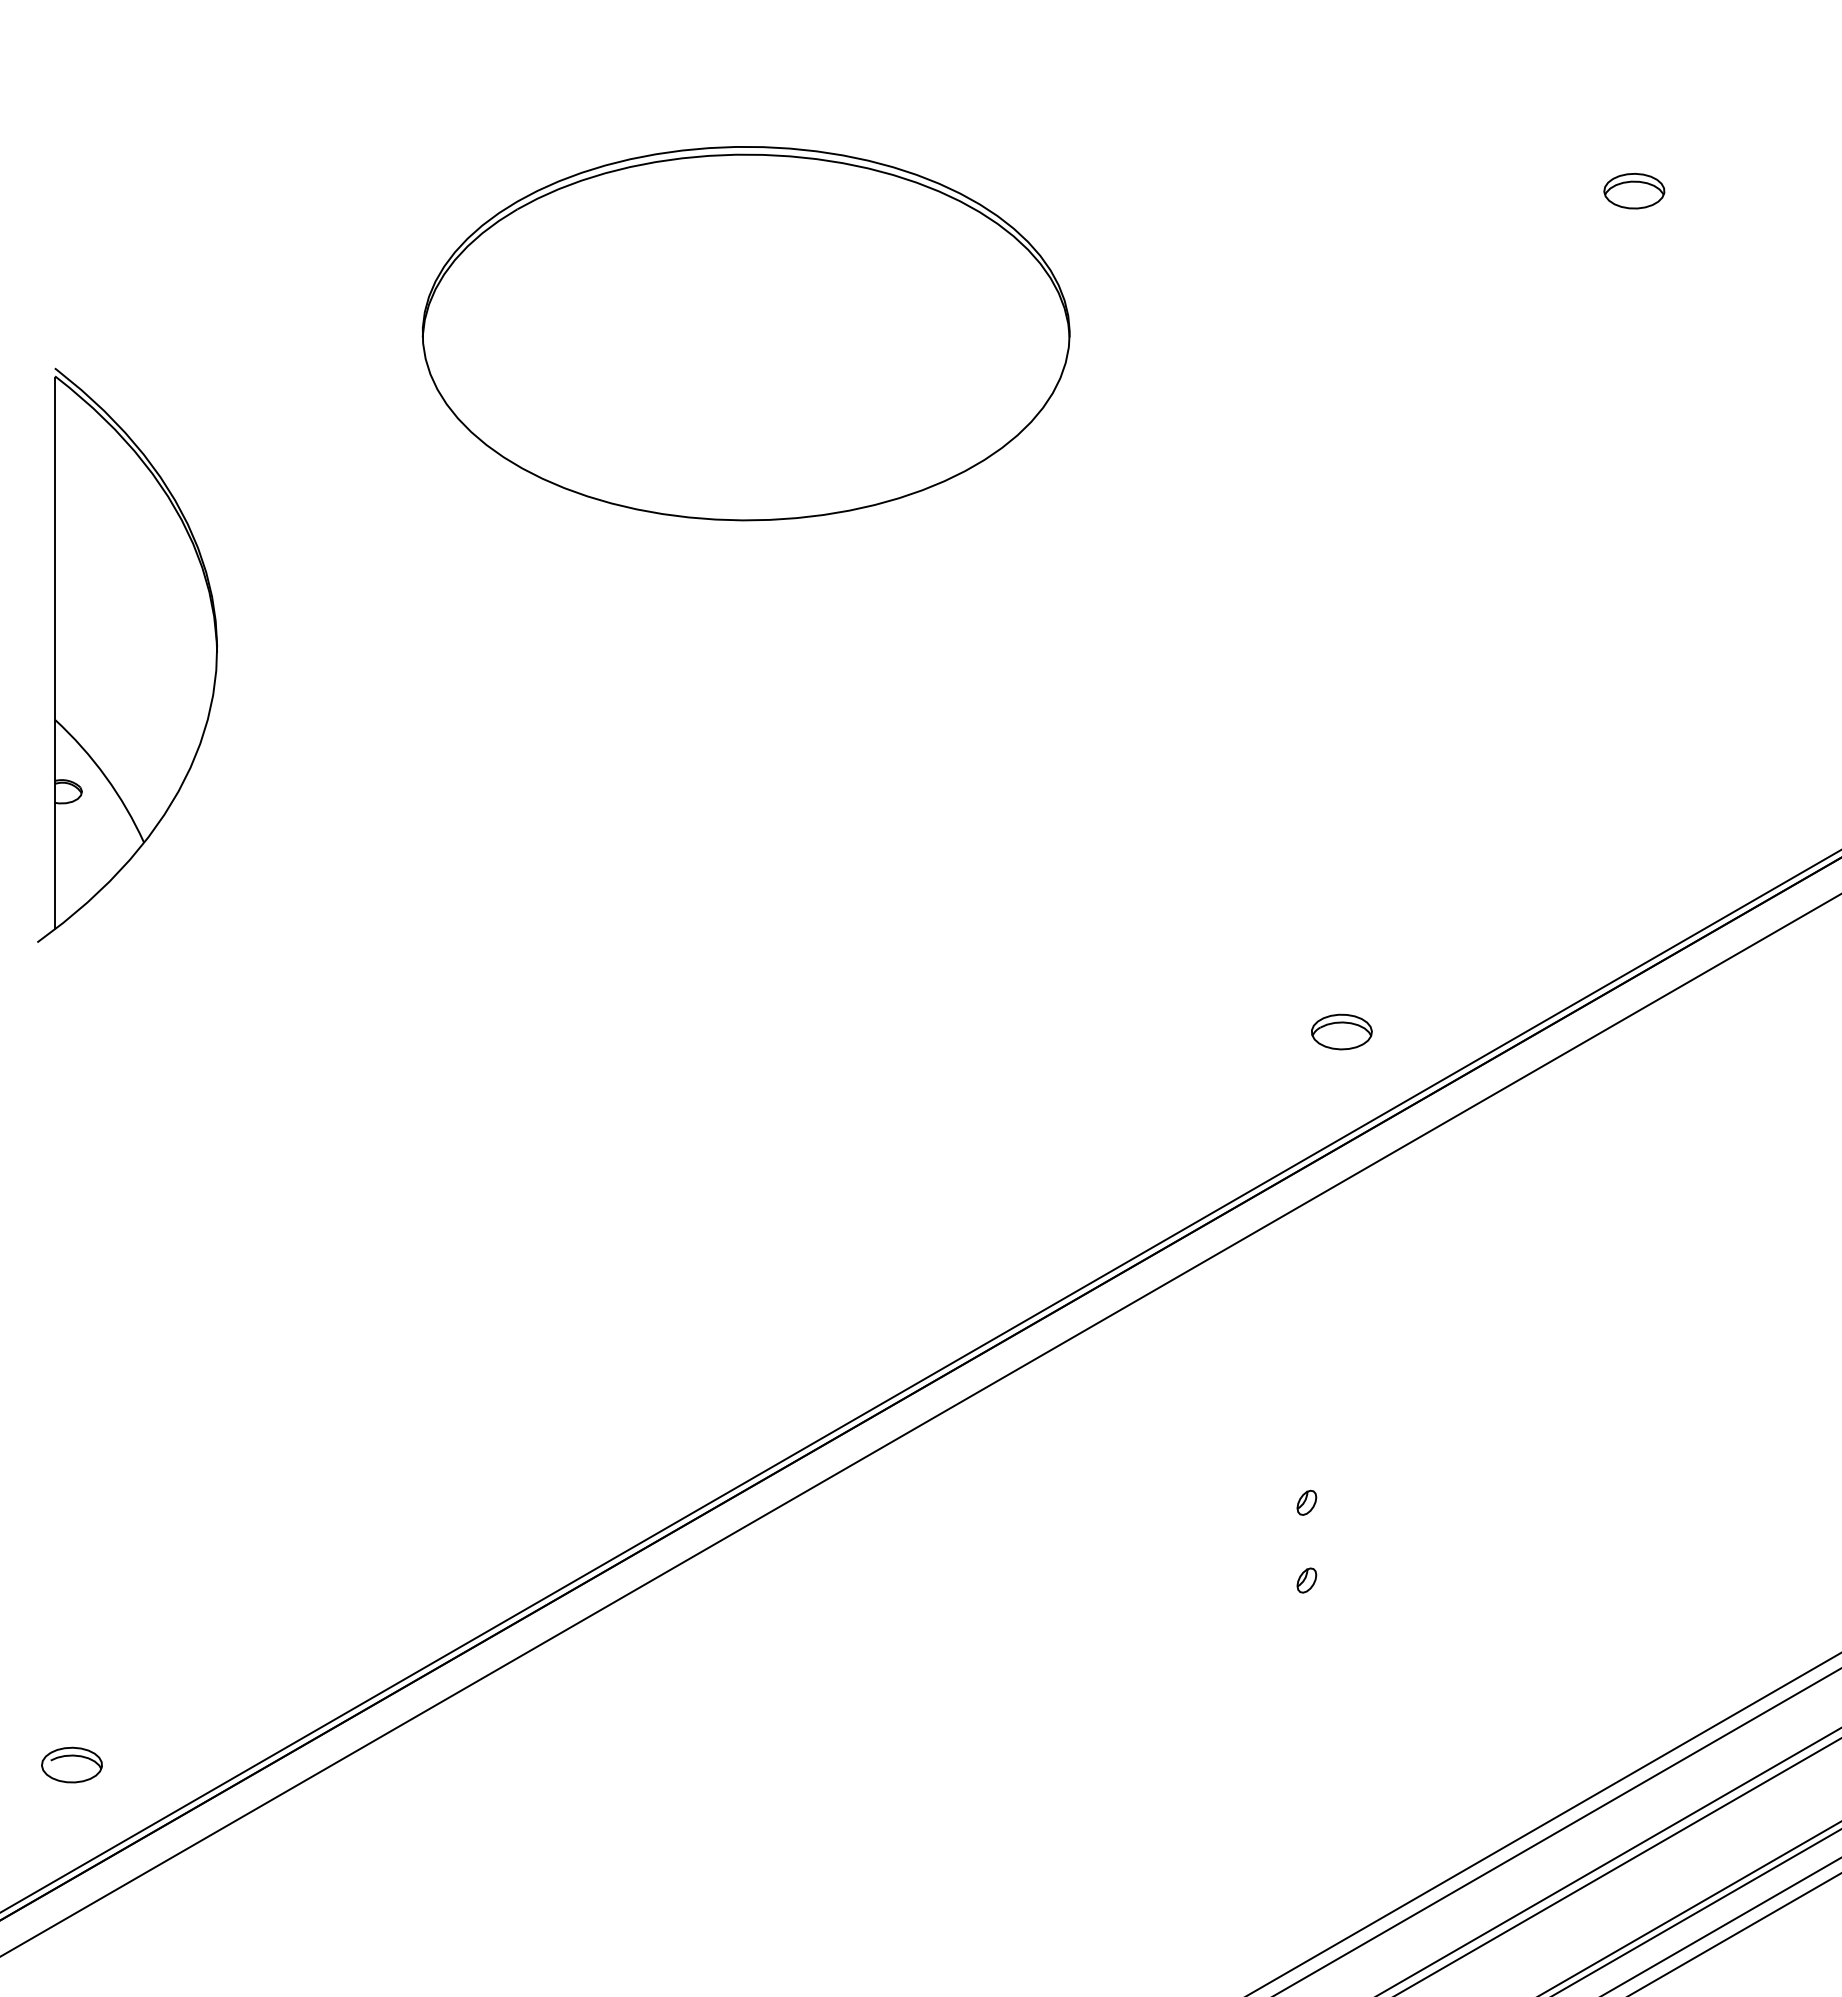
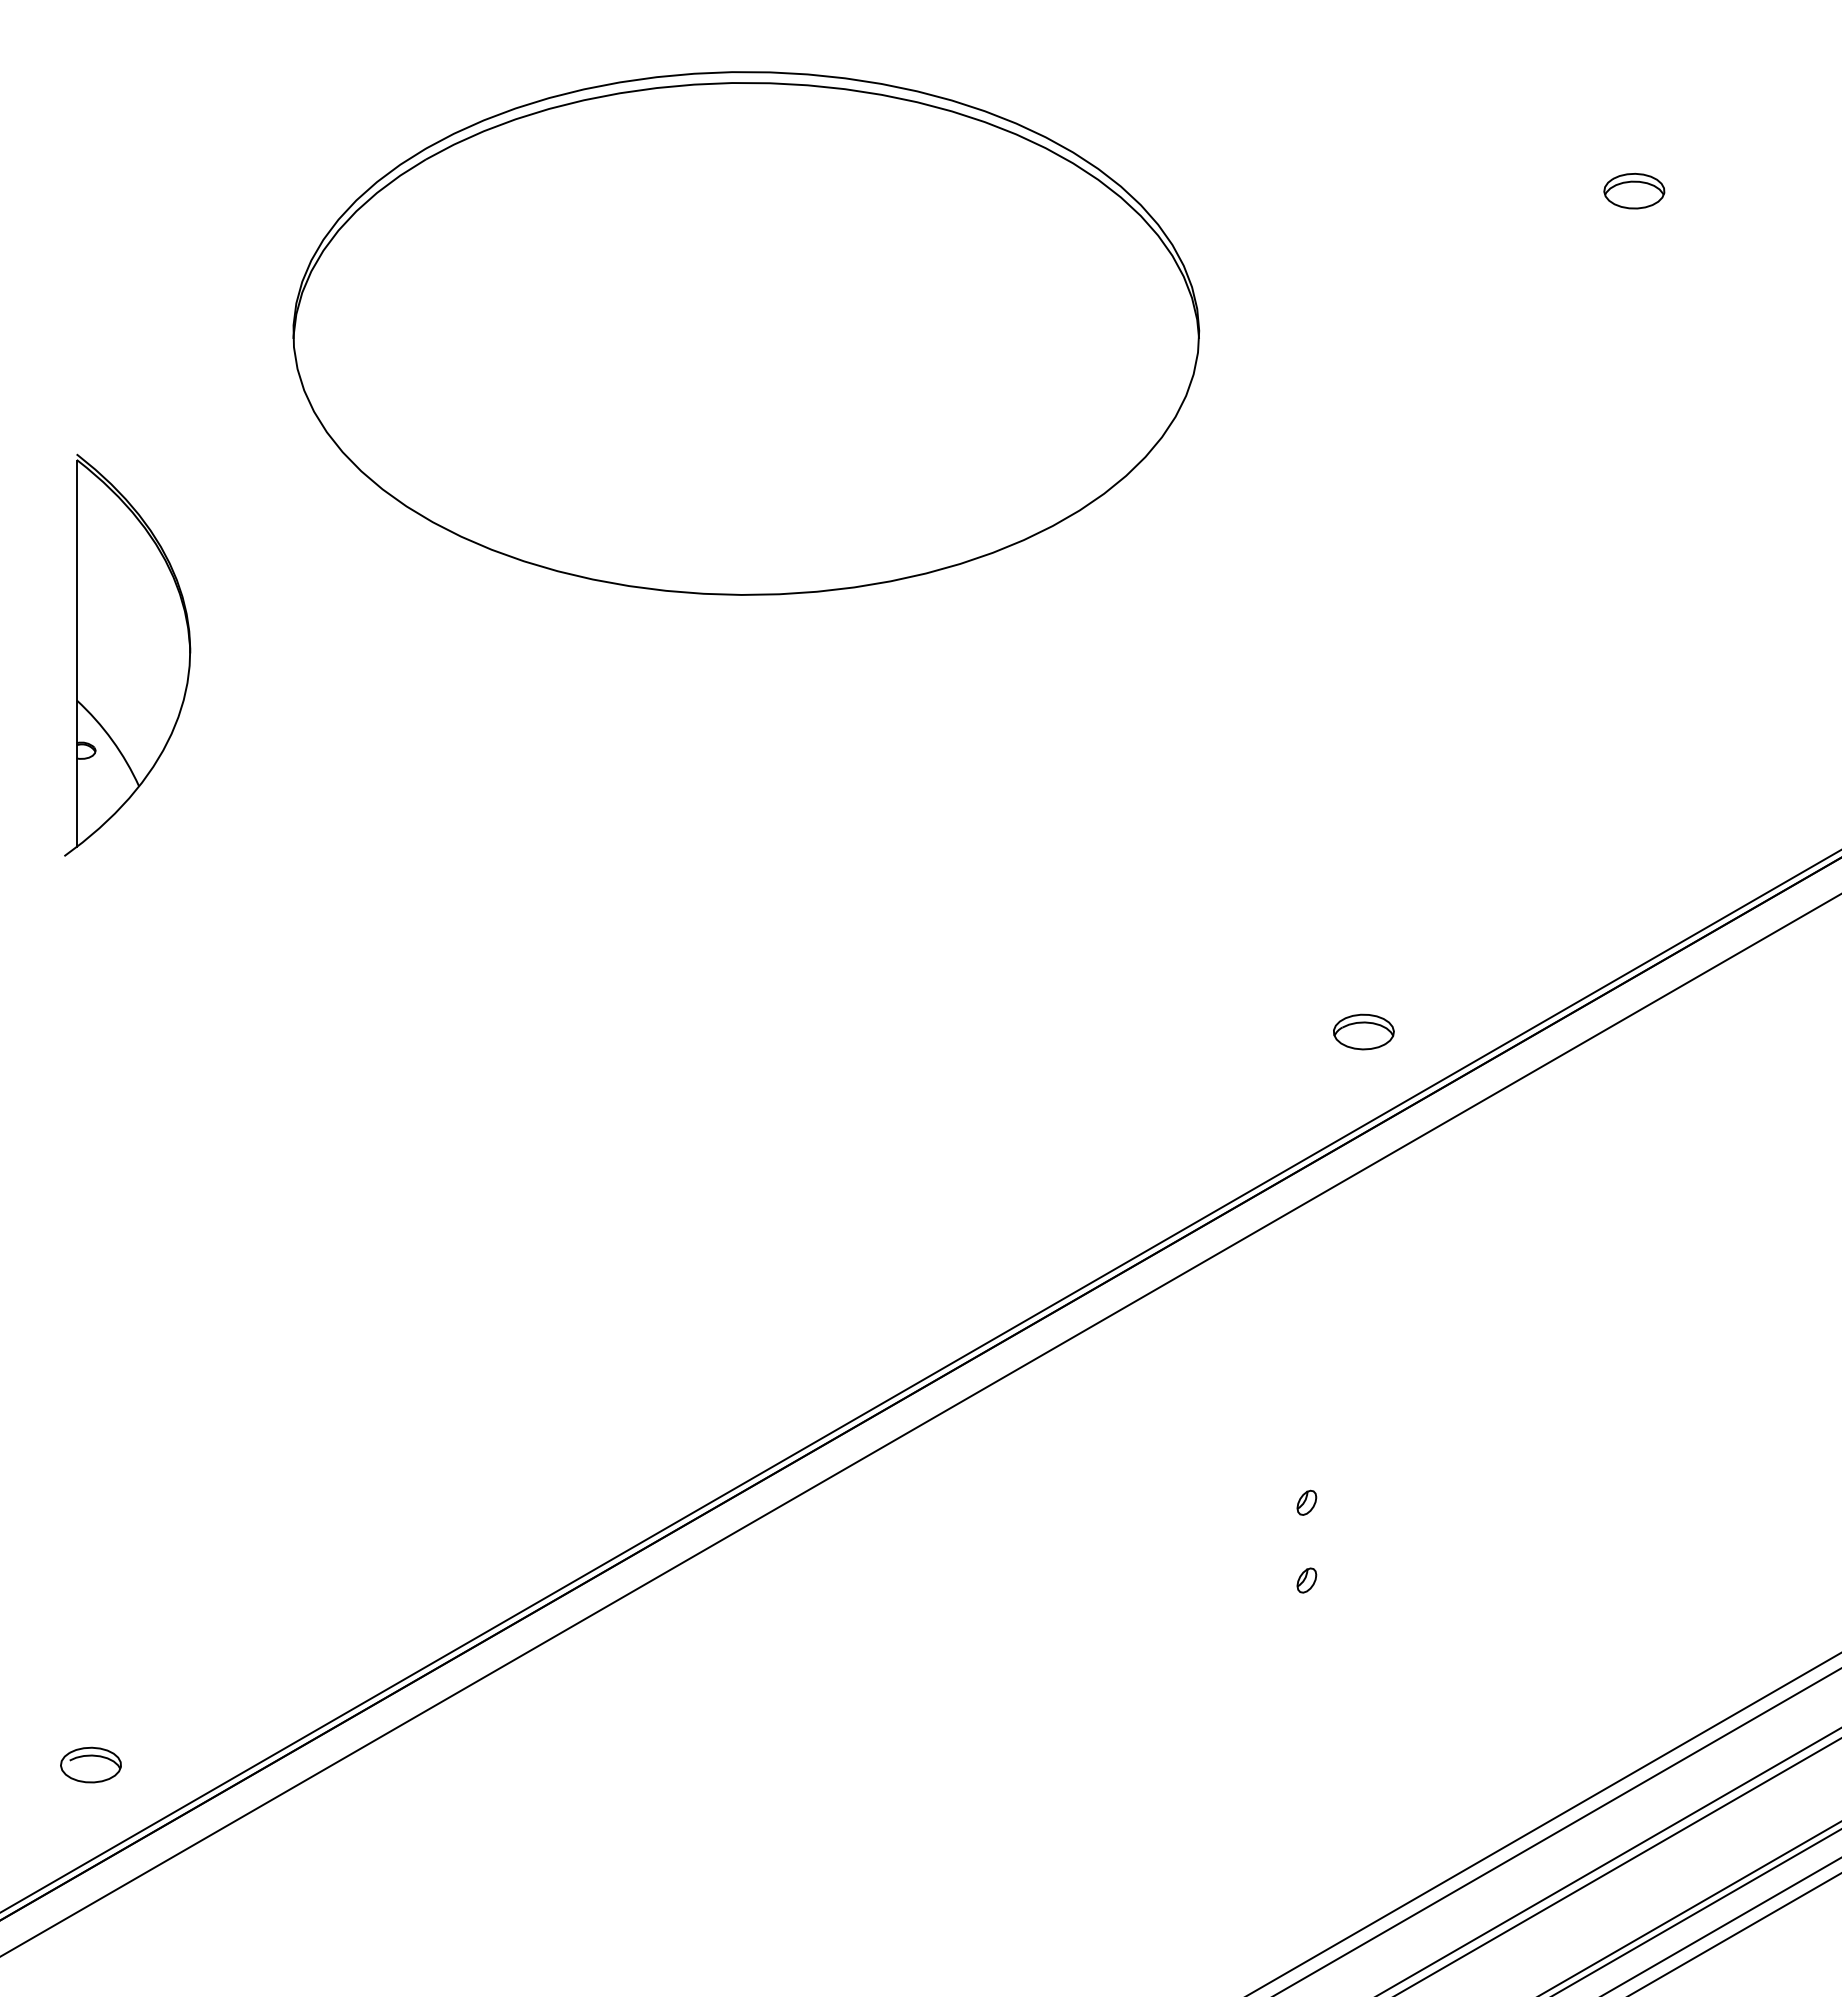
part size: 650x376 px -> 909x525 px (746, 333)
part size: 181x576 px -> 128x404 px (127, 654)
part position: (1341, 1031) -> (1363, 1031) (1363, 1031)
part position: (71, 1764) -> (90, 1764) (90, 1764)
